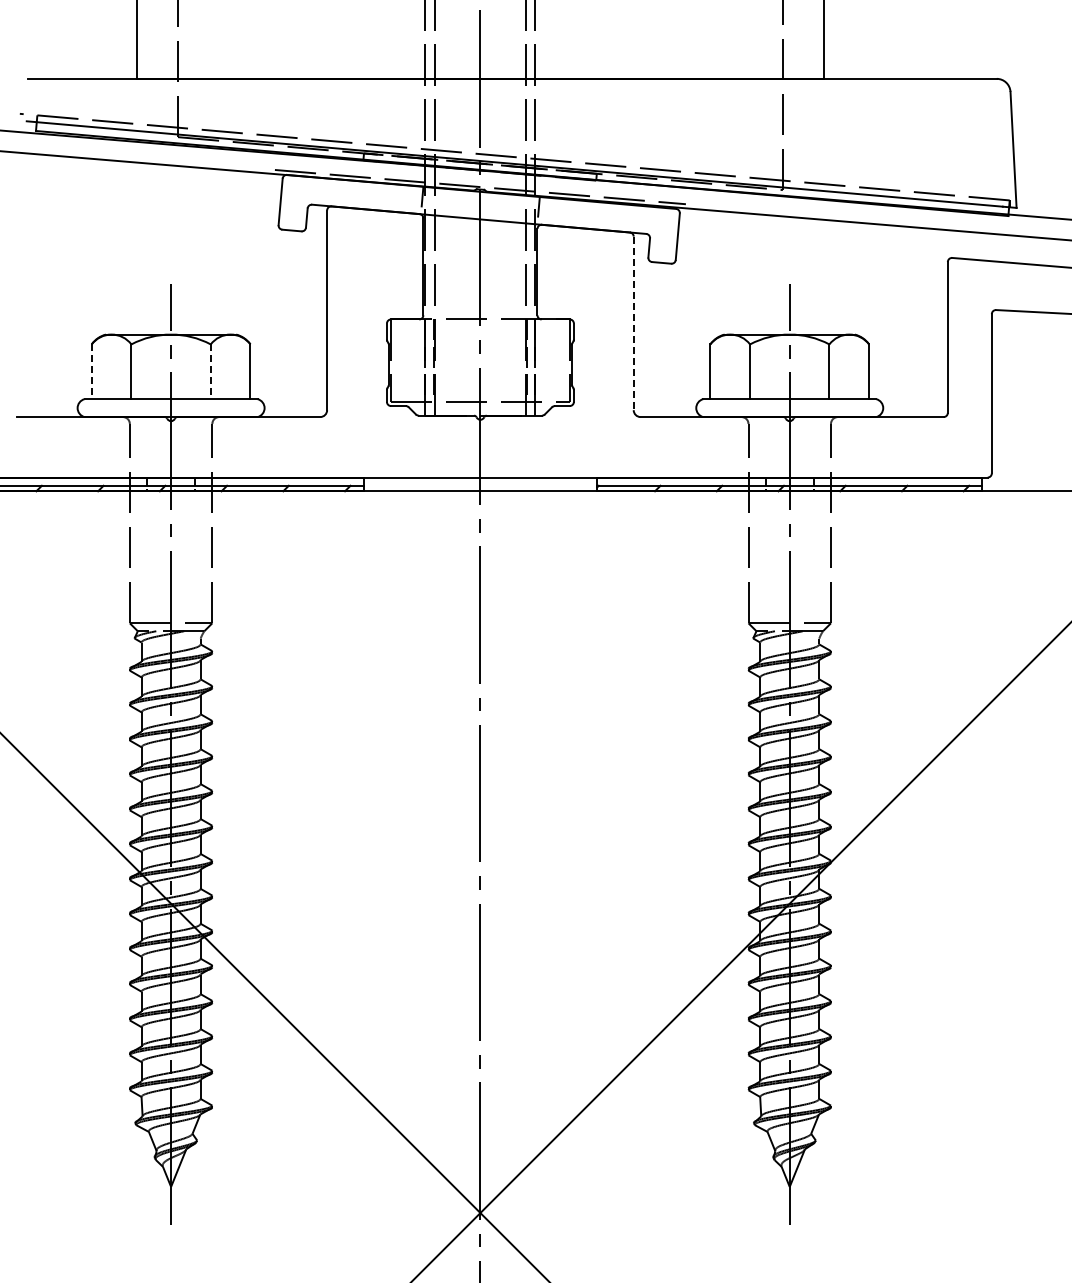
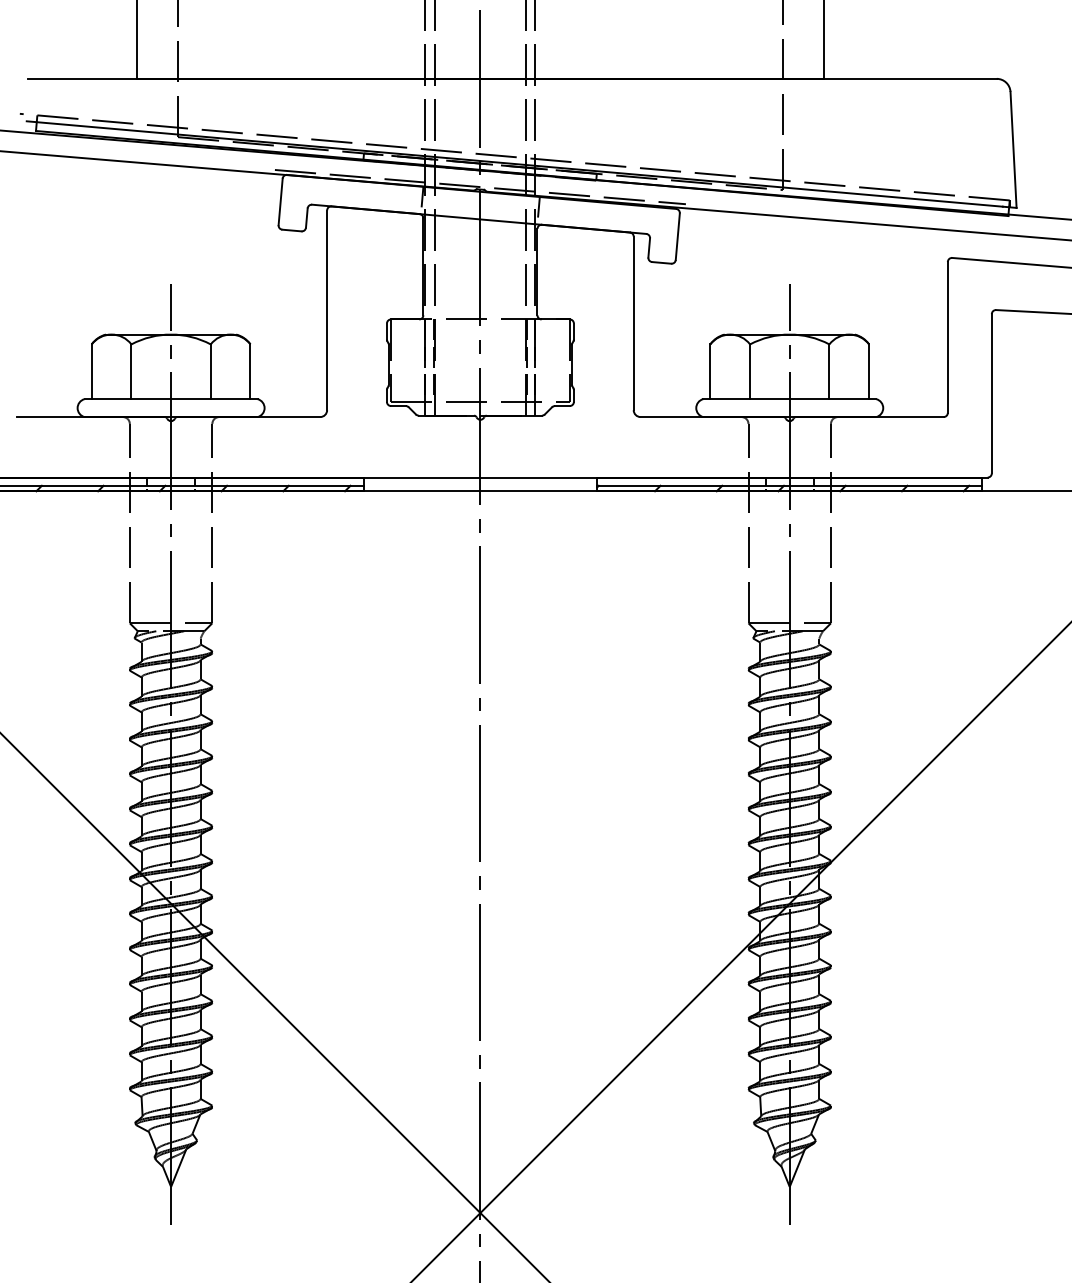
line: dashed -> solid (633, 323)
line: dashed -> solid (91, 372)
line: dashed -> solid (210, 372)
